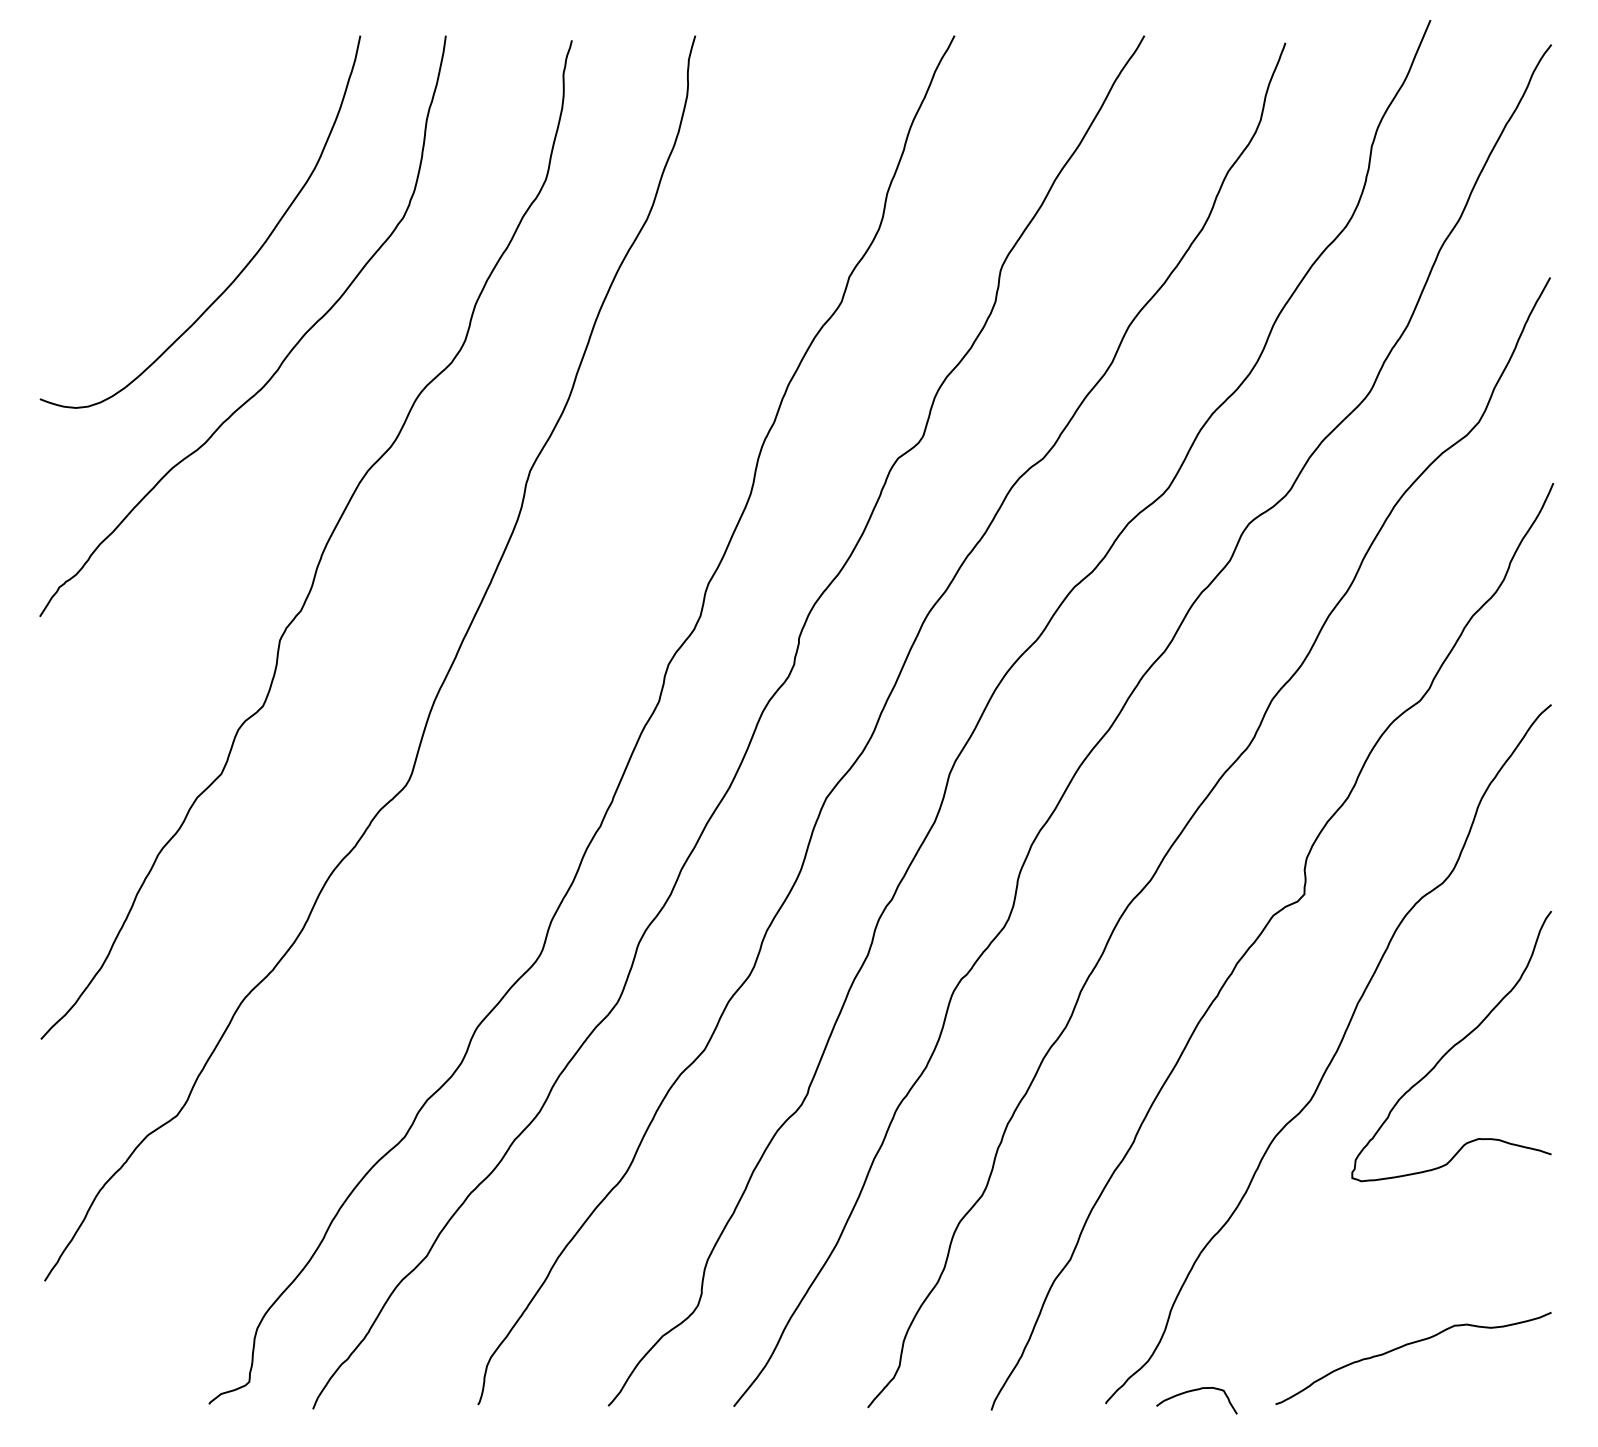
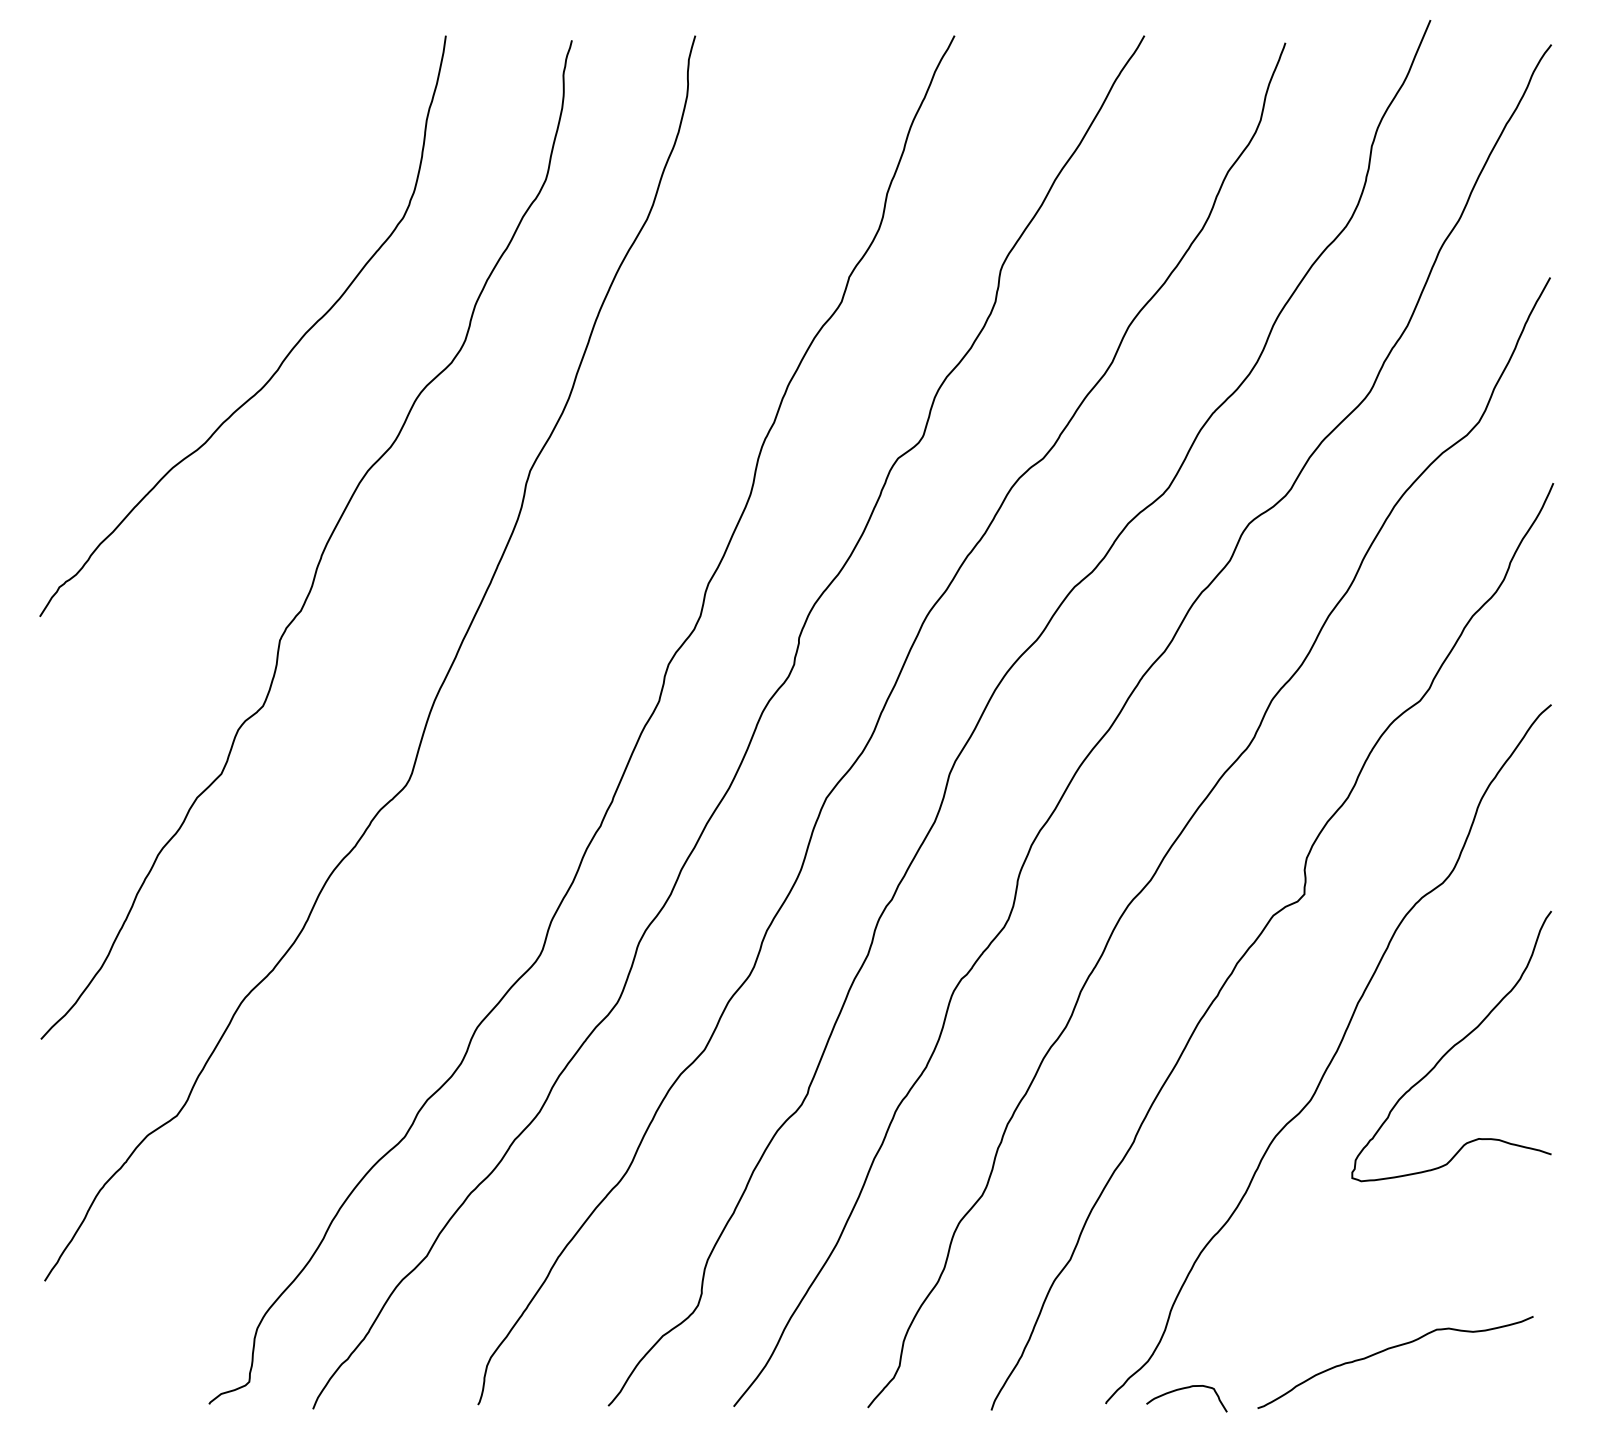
curve: present -> none (249, 260)
curve position: (1411, 1344) -> (1393, 1348) (1393, 1348)
curve position: (1193, 1391) -> (1183, 1389) (1183, 1389)
